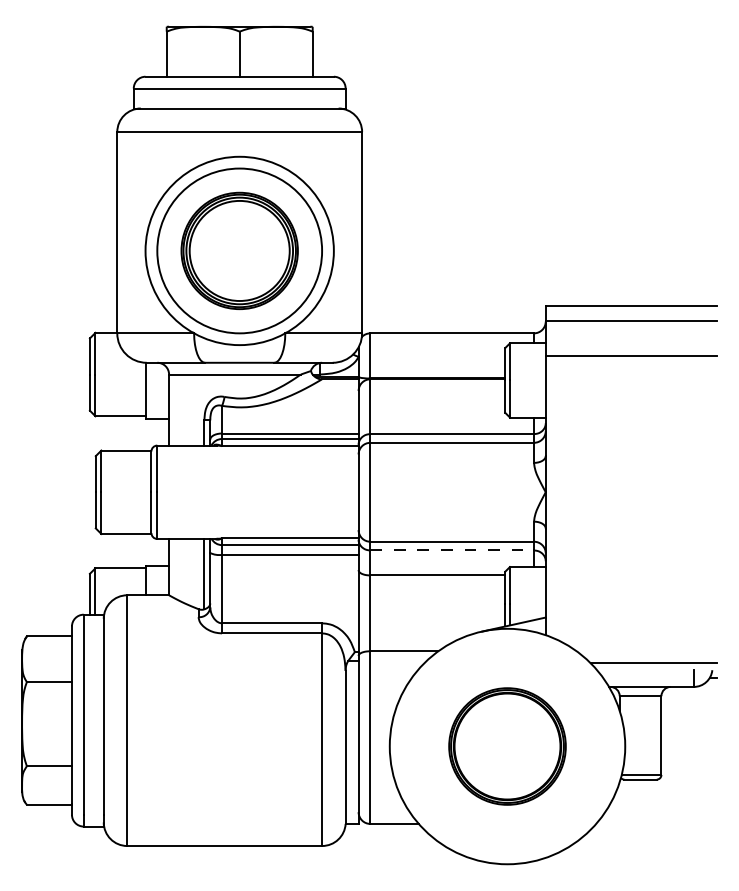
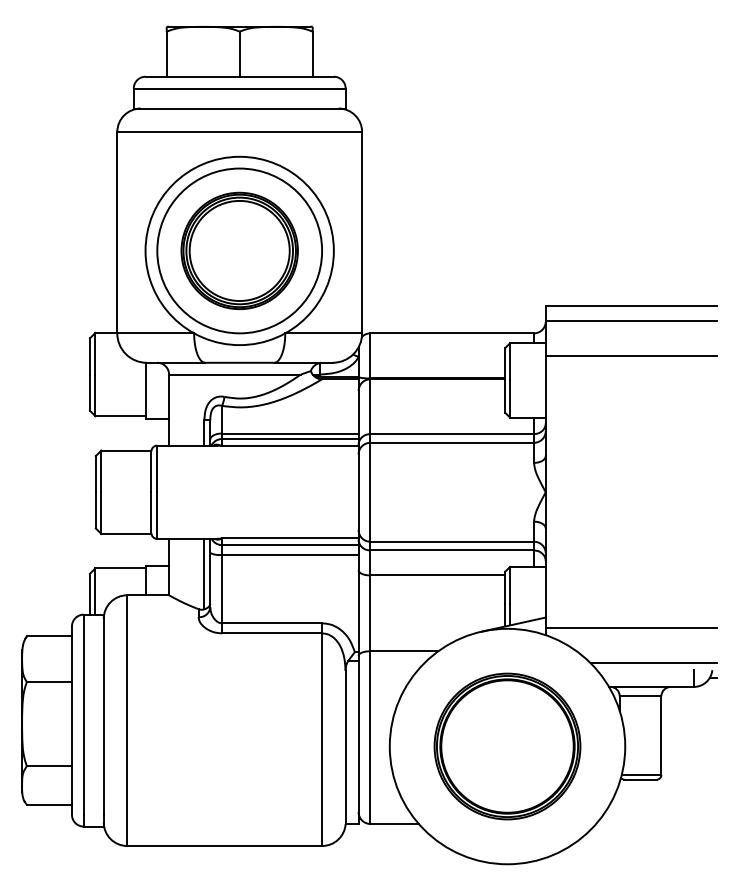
line: dashed -> solid (452, 550)
line: none -> present (631, 628)
part size: 119x119 px -> 149x149 px (507, 746)
